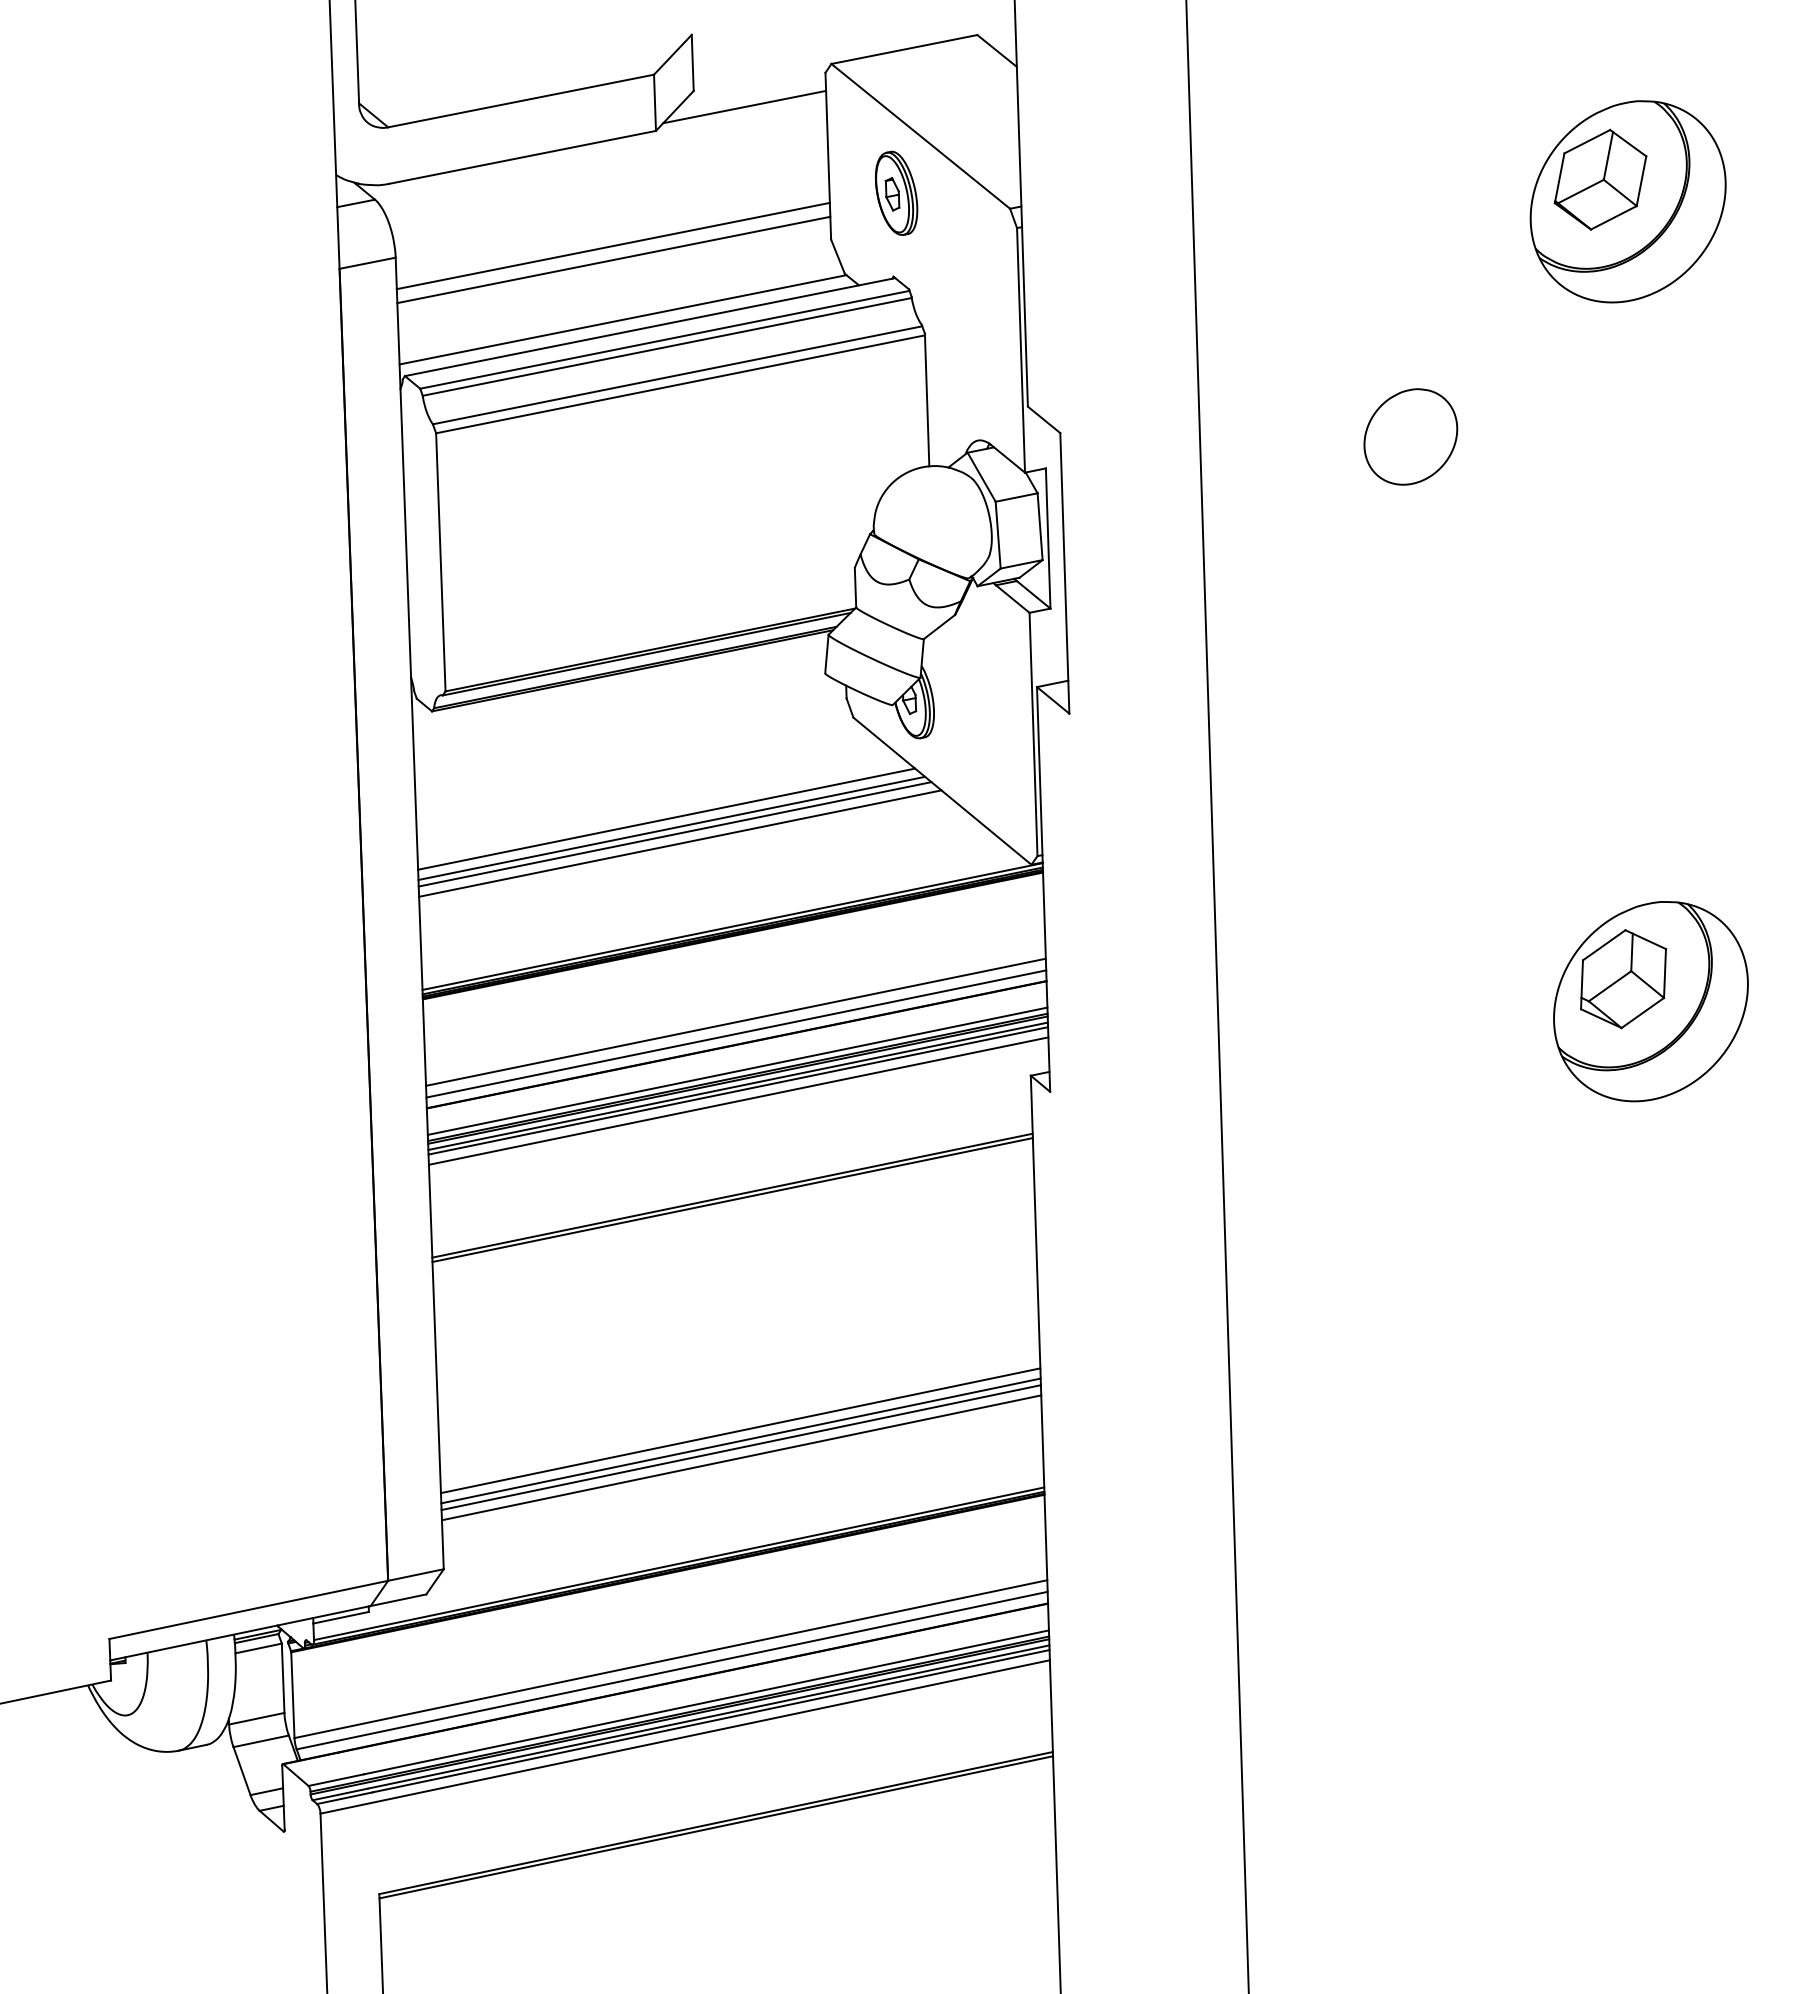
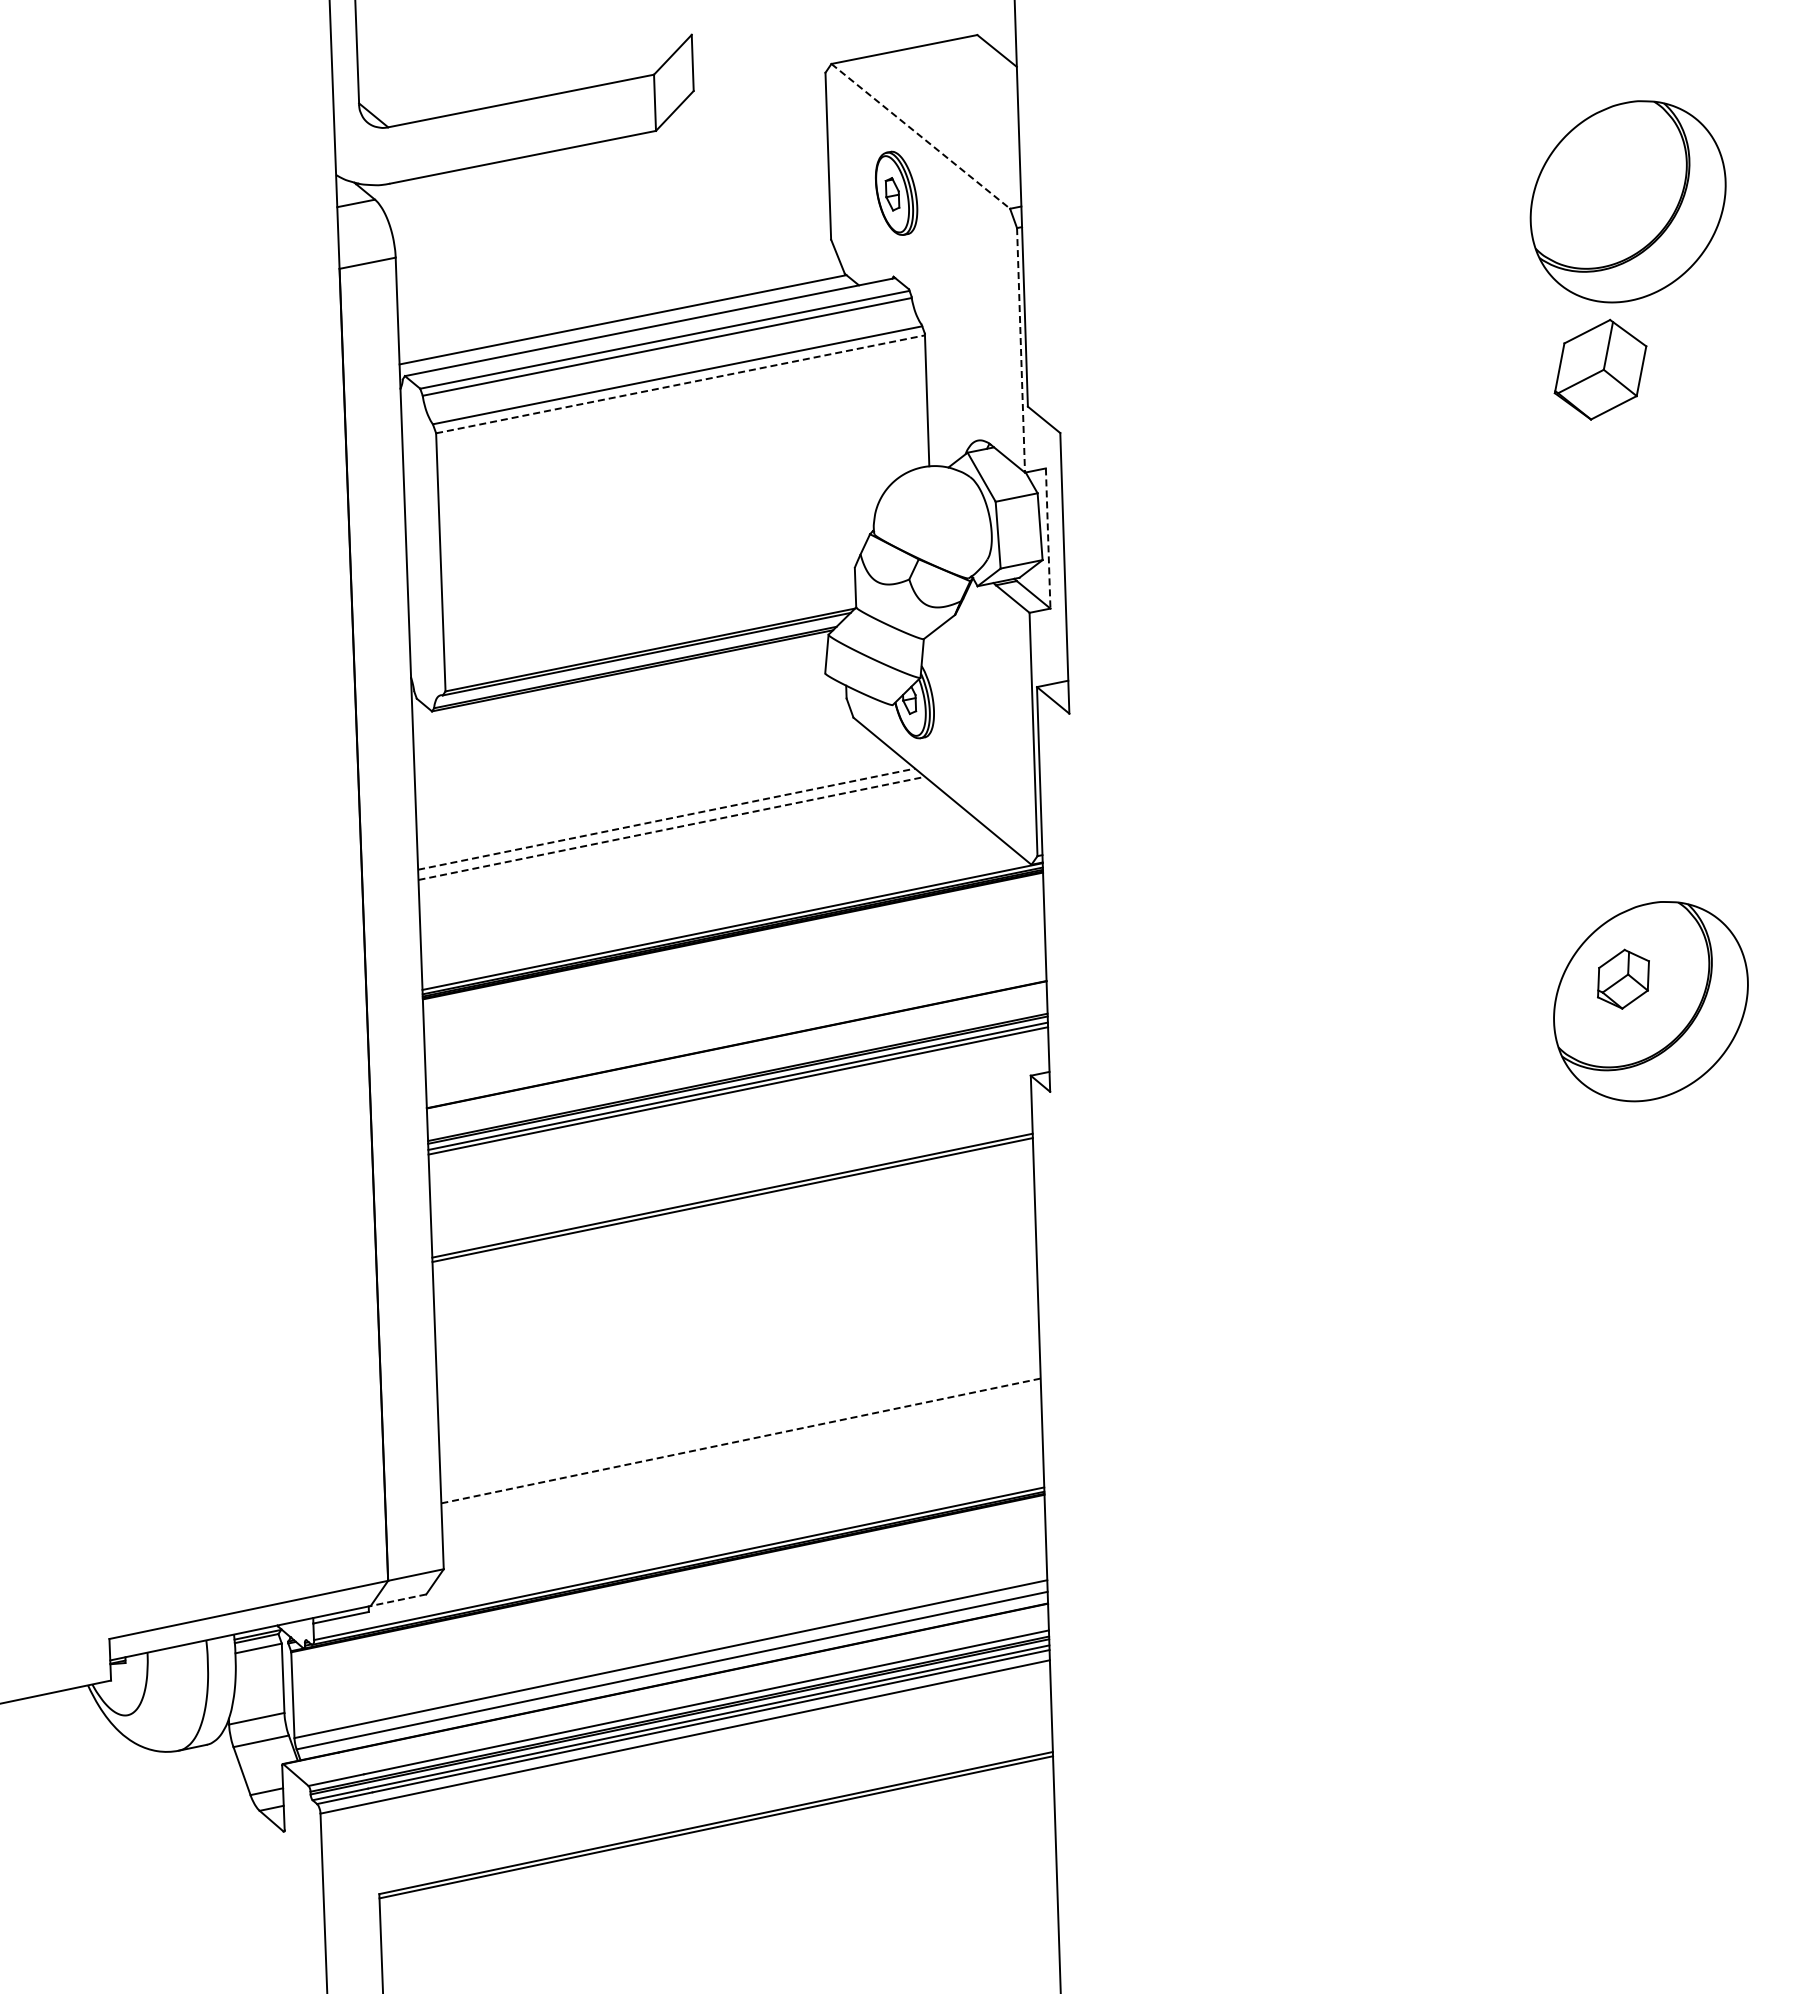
line: present -> none (744, 106)
line: solid -> dashed (920, 136)
part position: (1600, 179) -> (1600, 369) (1600, 369)
line: present -> none (612, 245)
line: present -> none (613, 259)
line: solid -> dashed (1021, 350)
line: solid -> dashed (681, 384)
part: present -> none (1410, 436)
line: solid -> dashed (1048, 539)
line: solid -> dashed (666, 819)
line: solid -> dashed (672, 828)
line: present -> none (674, 834)
line: present -> none (680, 843)
part size: 87x101 px -> 53x62 px (1623, 978)
line: present -> none (1217, 996)
line: present -> none (735, 1021)
line: present -> none (736, 1033)
line: present -> none (737, 1070)
line: present -> none (738, 1100)
line: present -> none (740, 1430)
line: solid -> dashed (741, 1440)
line: present -> none (740, 1447)
line: present -> none (741, 1457)
line: solid -> dashed (398, 1600)
